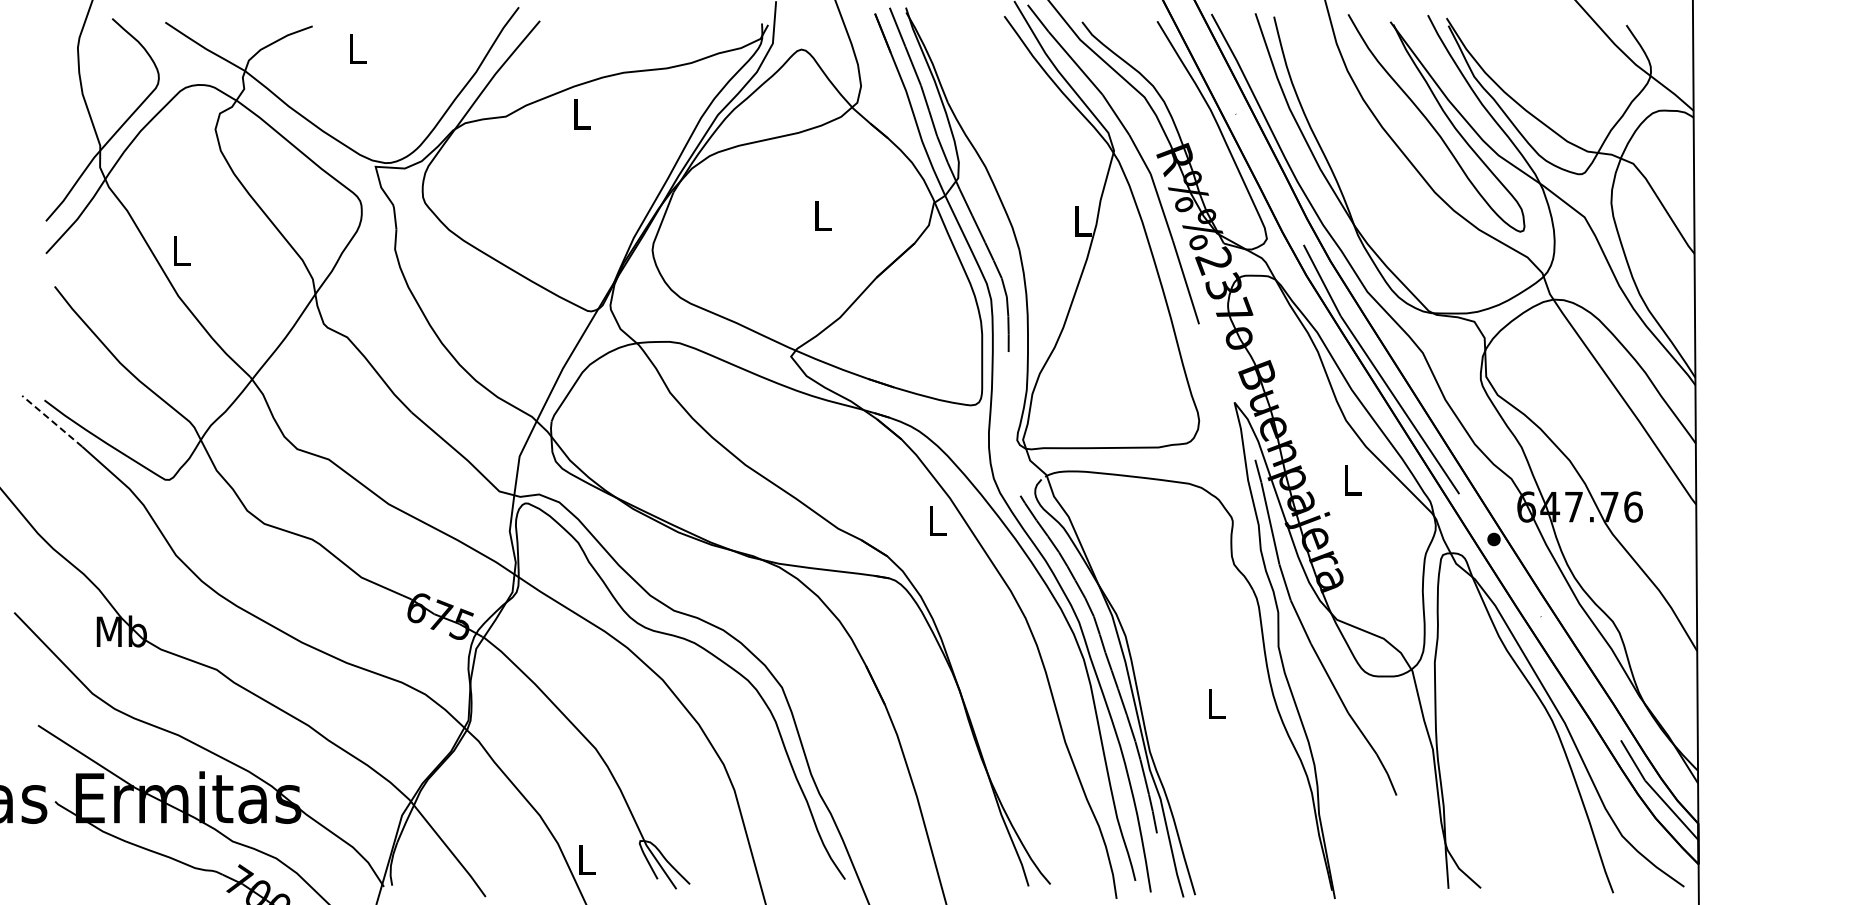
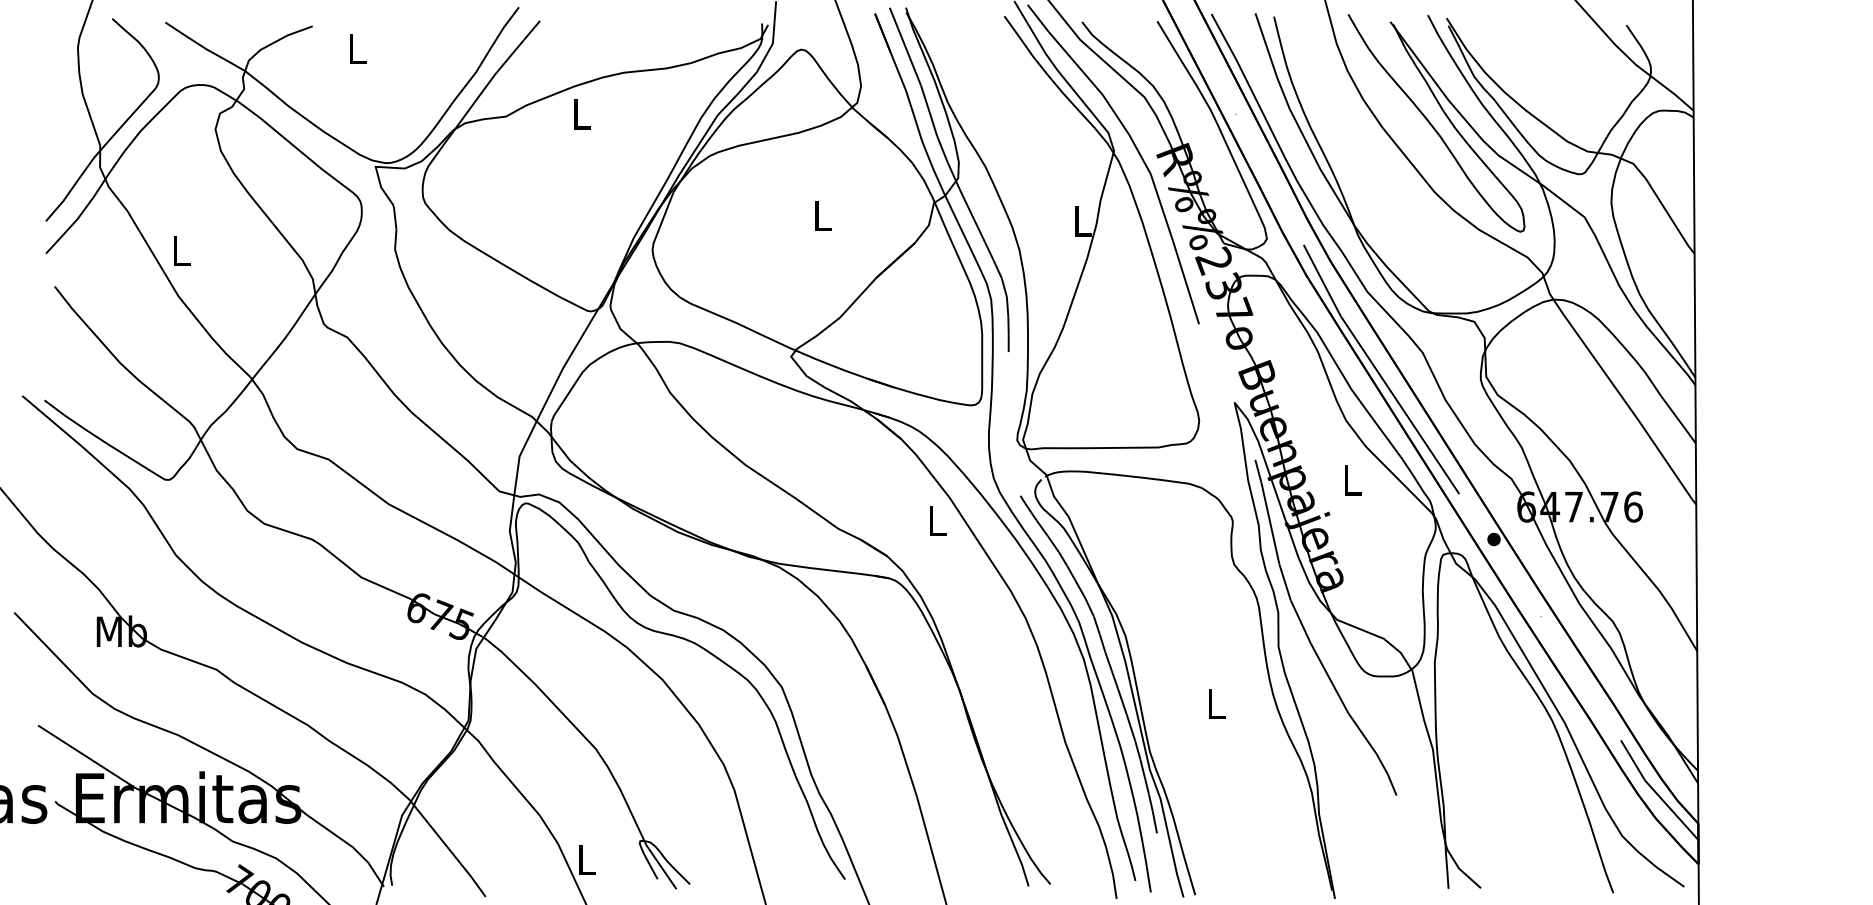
line: dashed -> solid (51, 420)
